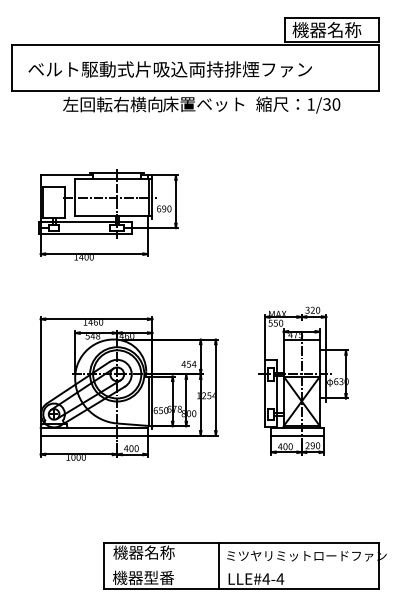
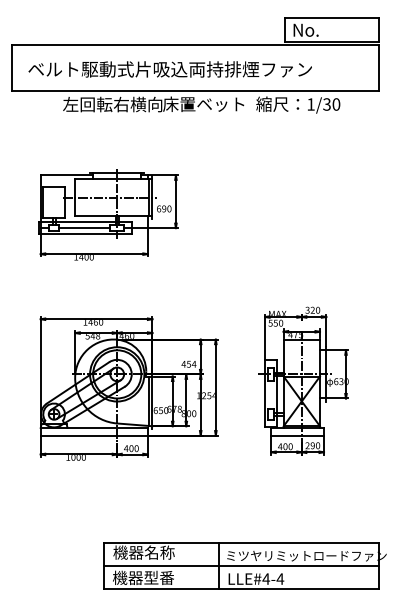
text: 機器名称 -> No. (326, 30)
line: none -> present (84, 228)
line: none -> present (241, 565)
